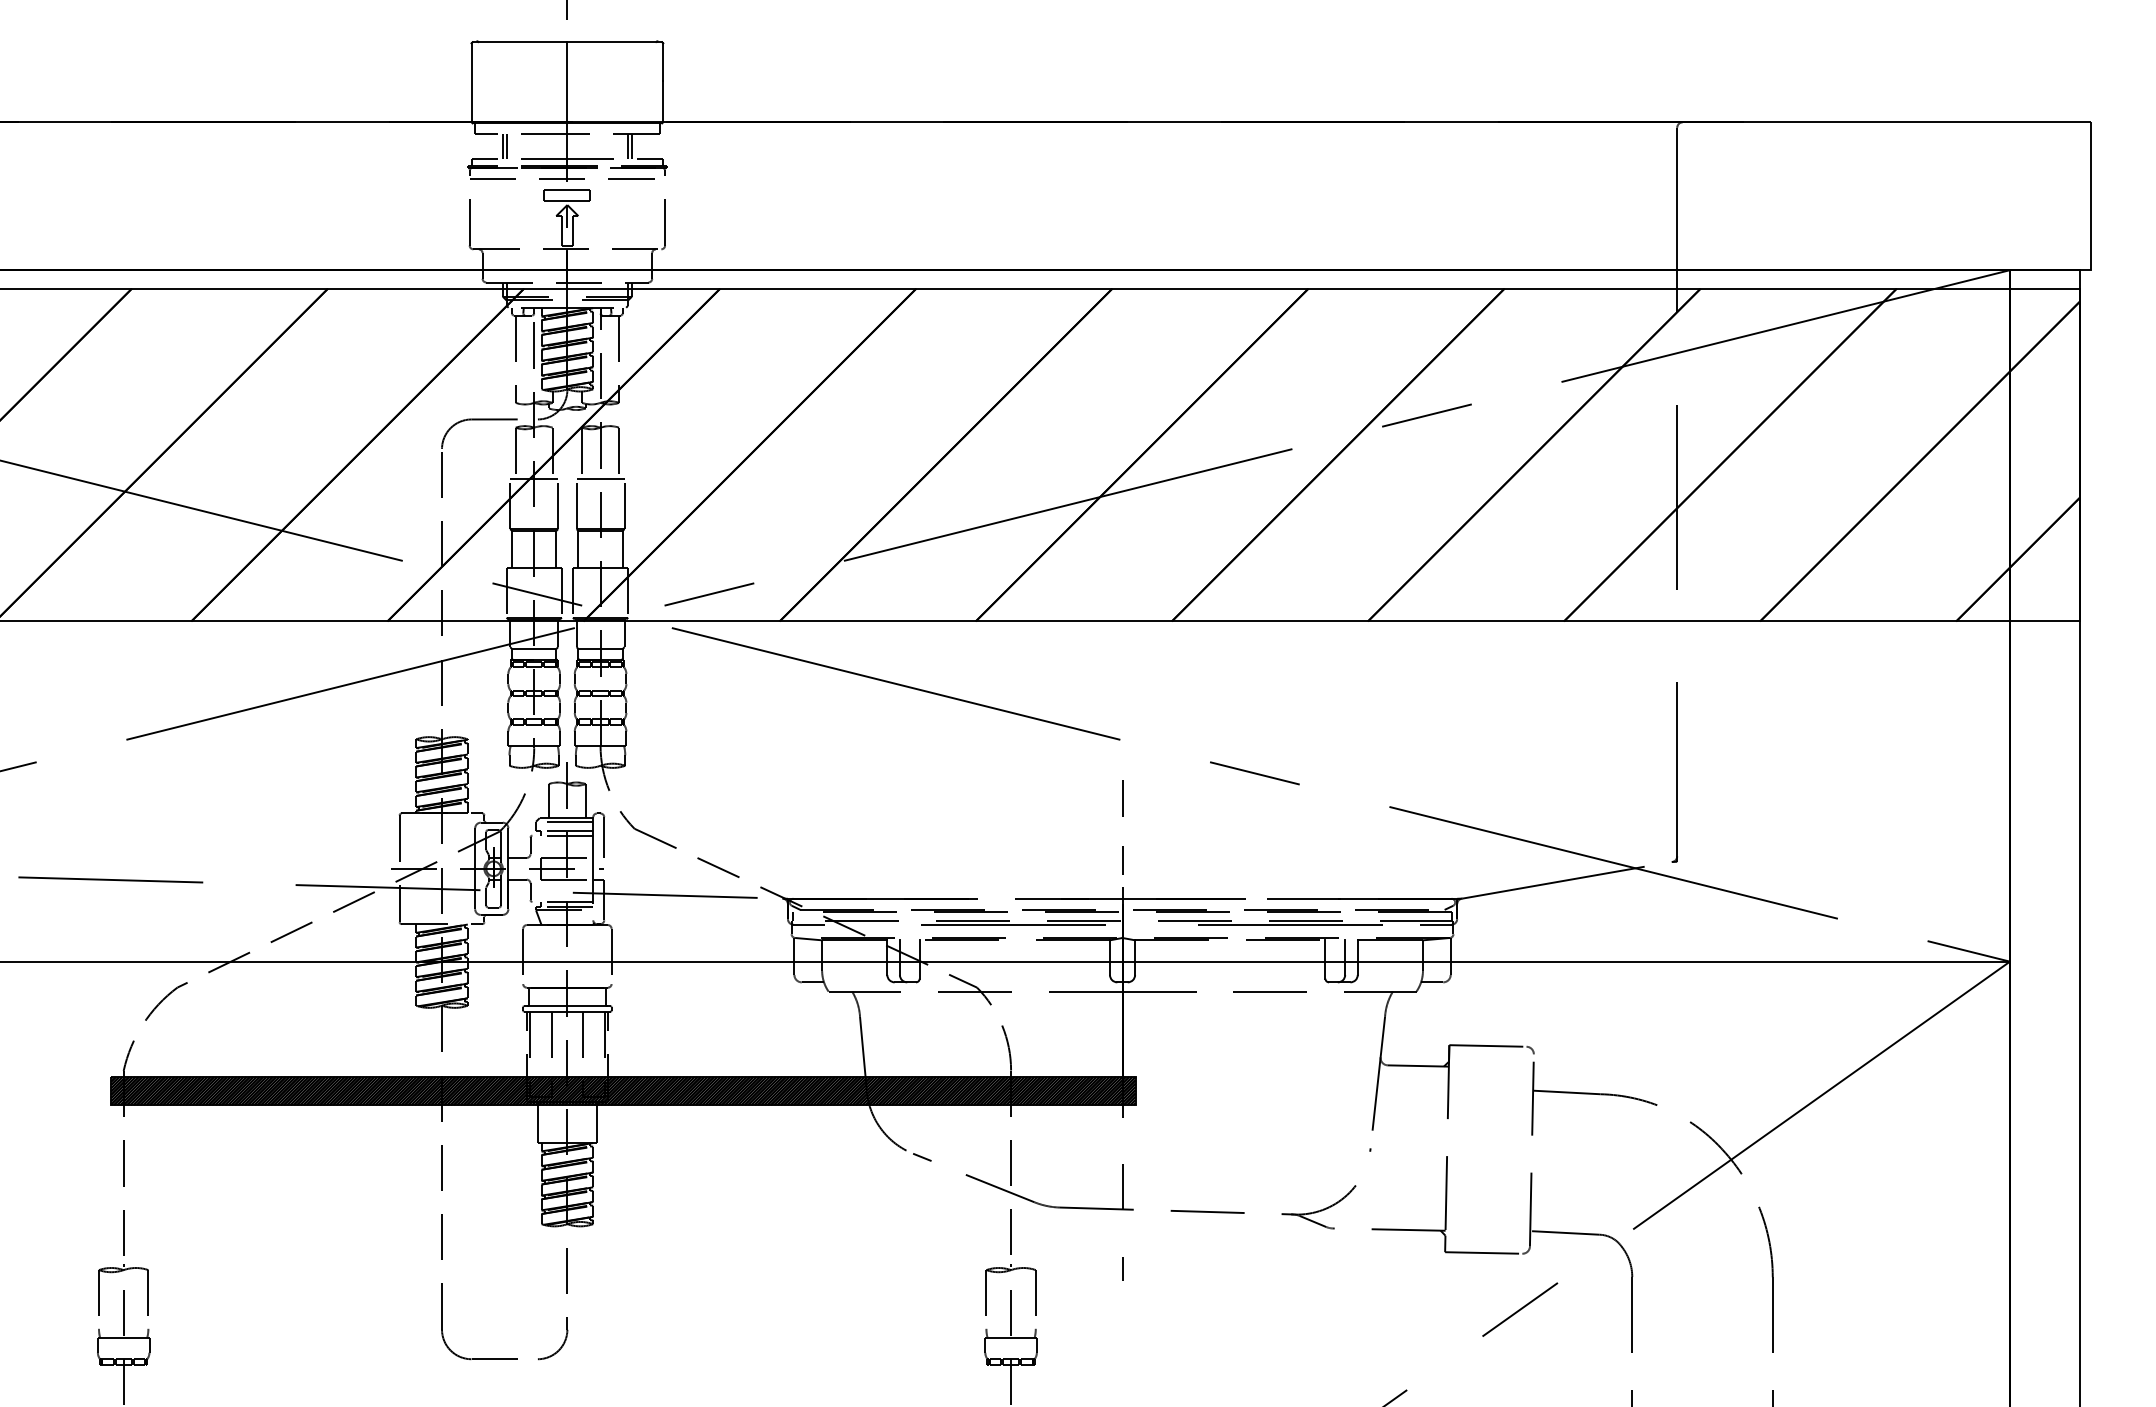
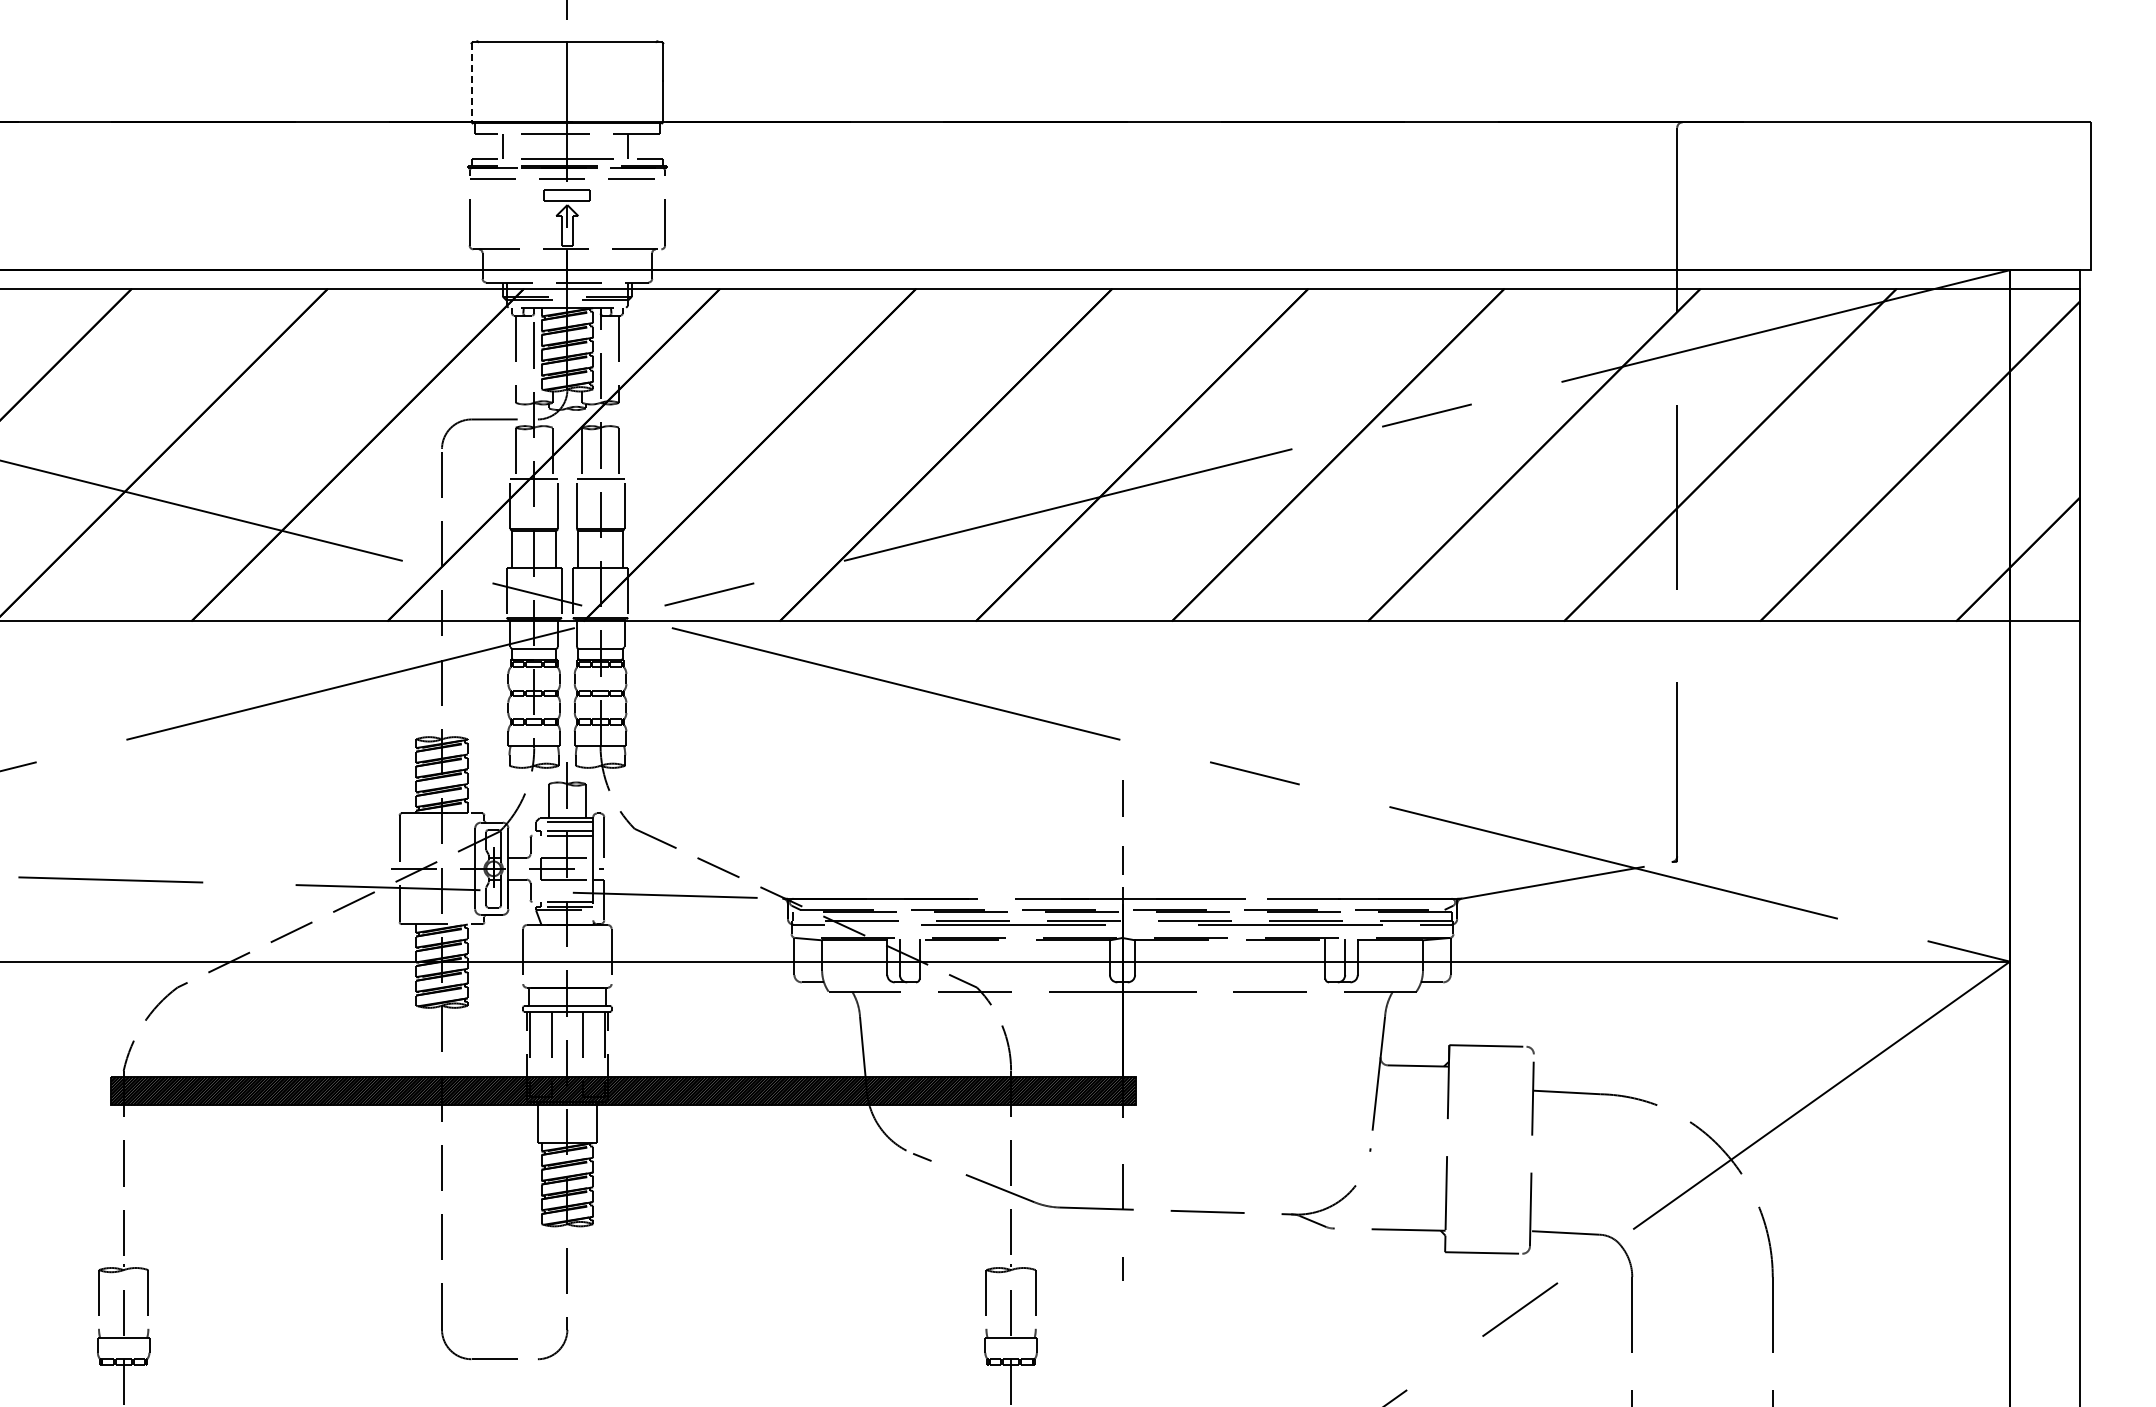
line: solid -> dashed (471, 83)
line: present -> none (506, 146)
line: present -> none (631, 146)
